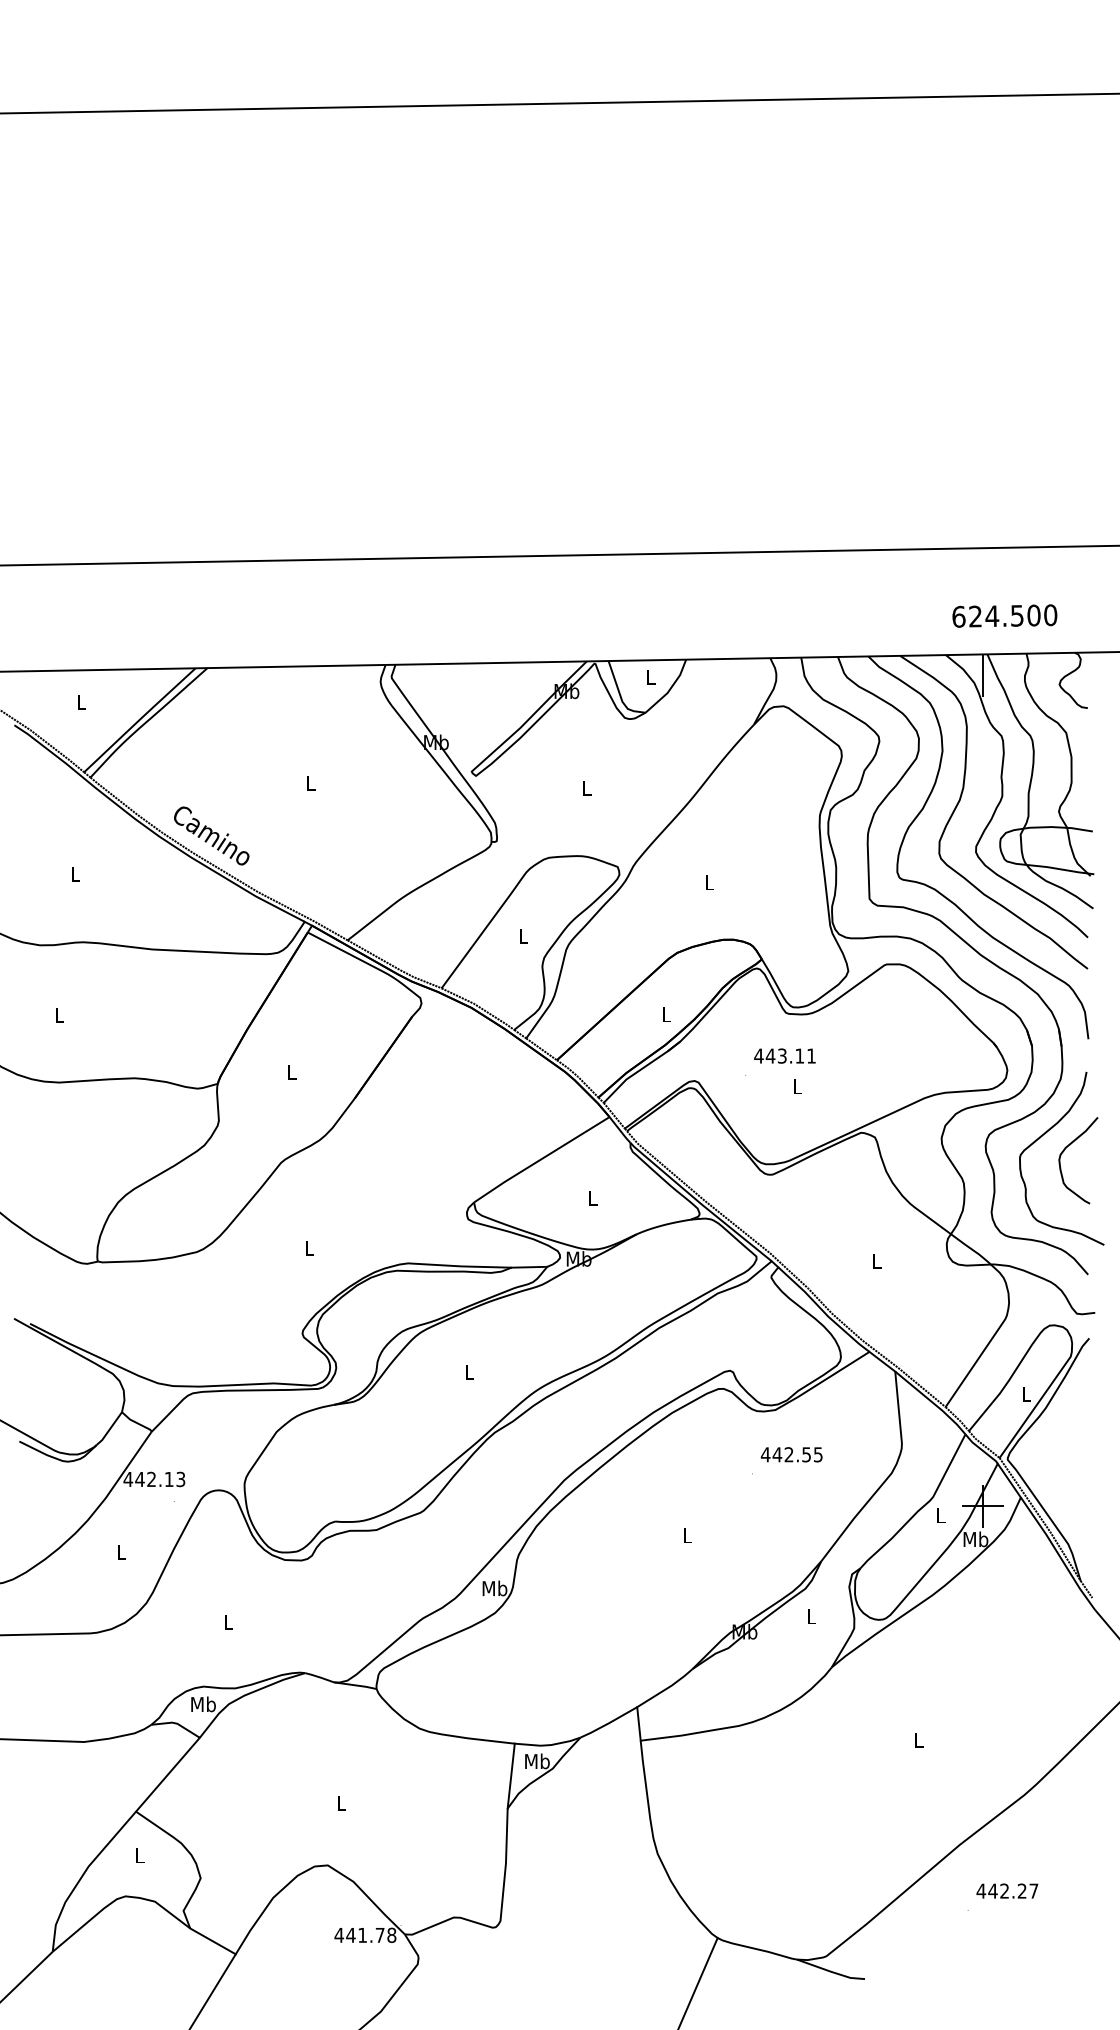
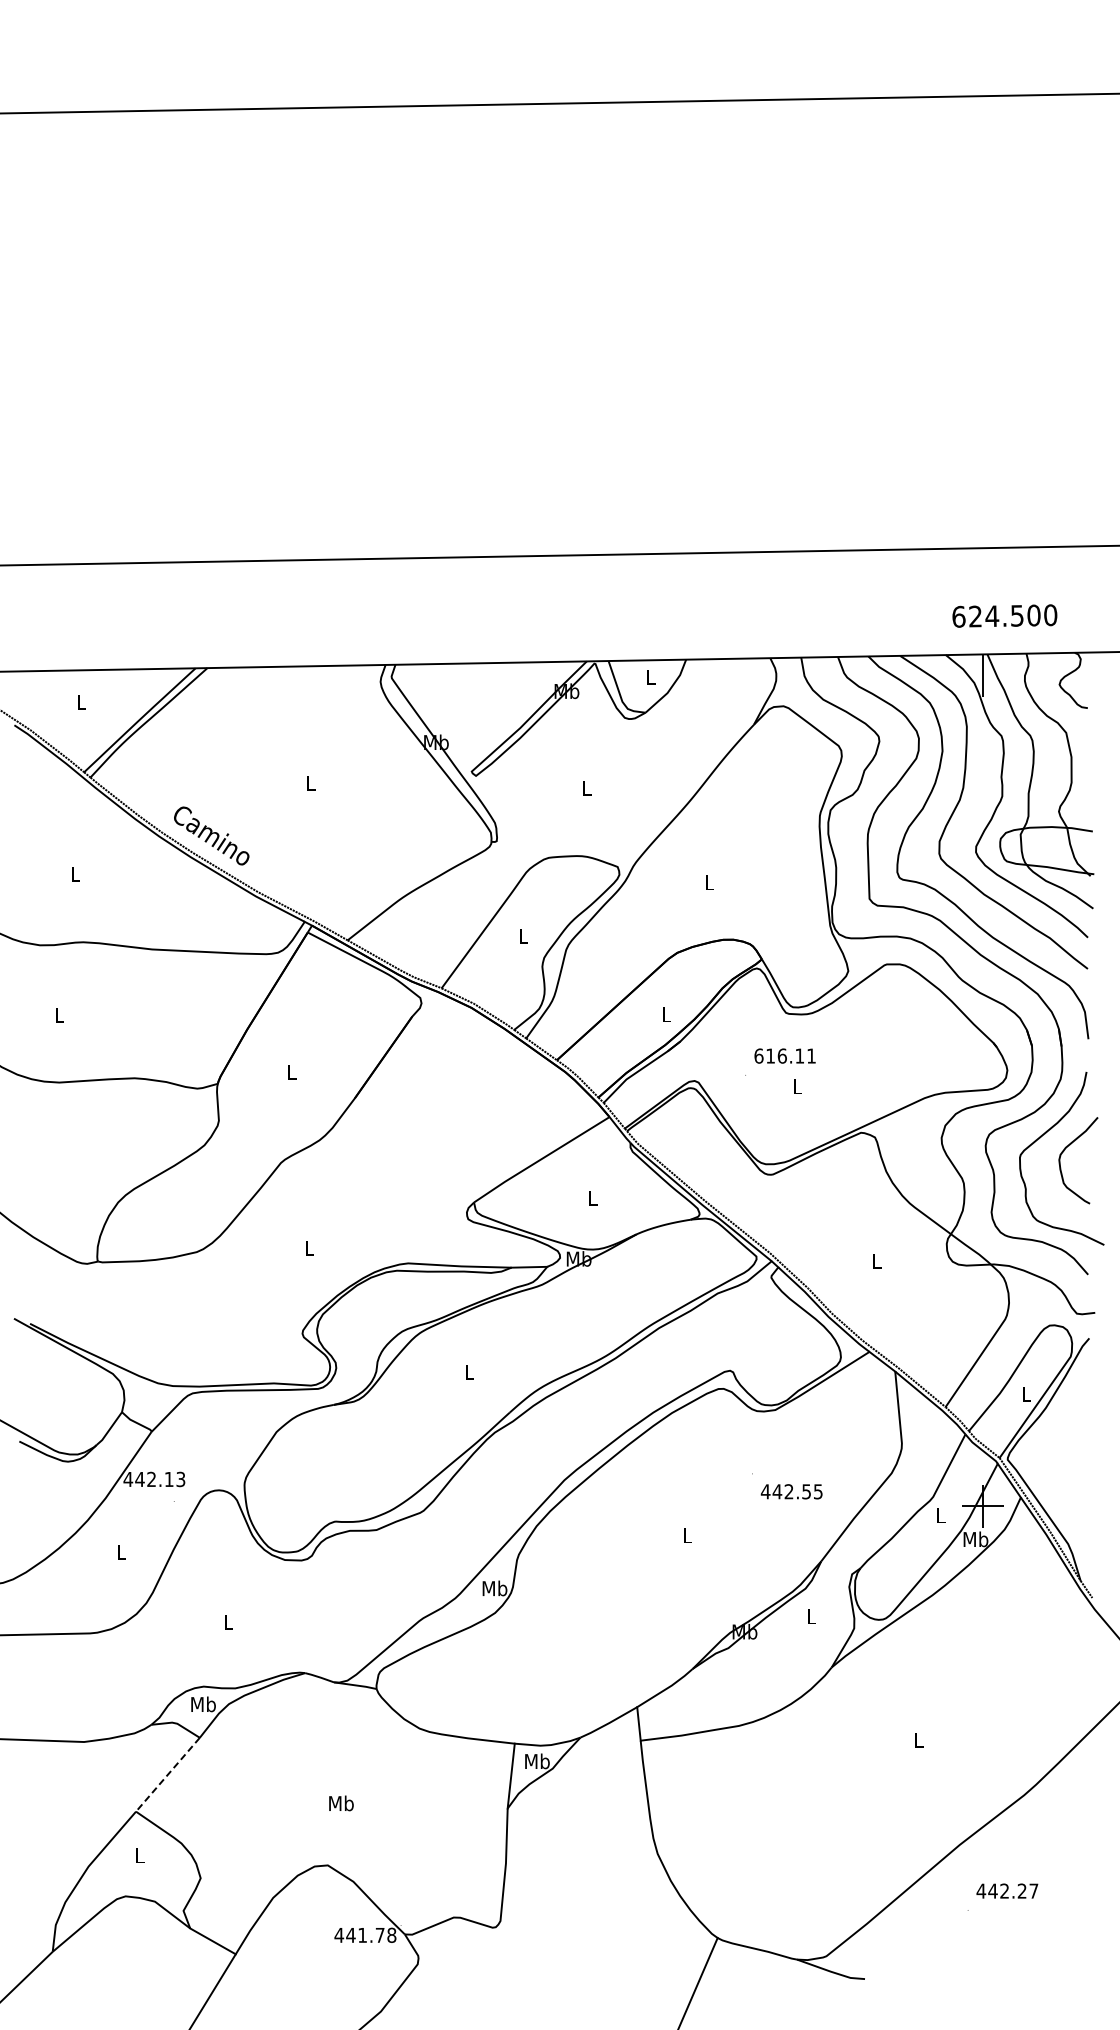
text: 443.11 -> 616.11 (770, 1055)
text position: (791, 1454) -> (791, 1491) (791, 1491)
line: solid -> dashed (167, 1774)
text: L -> Mb (341, 1803)
